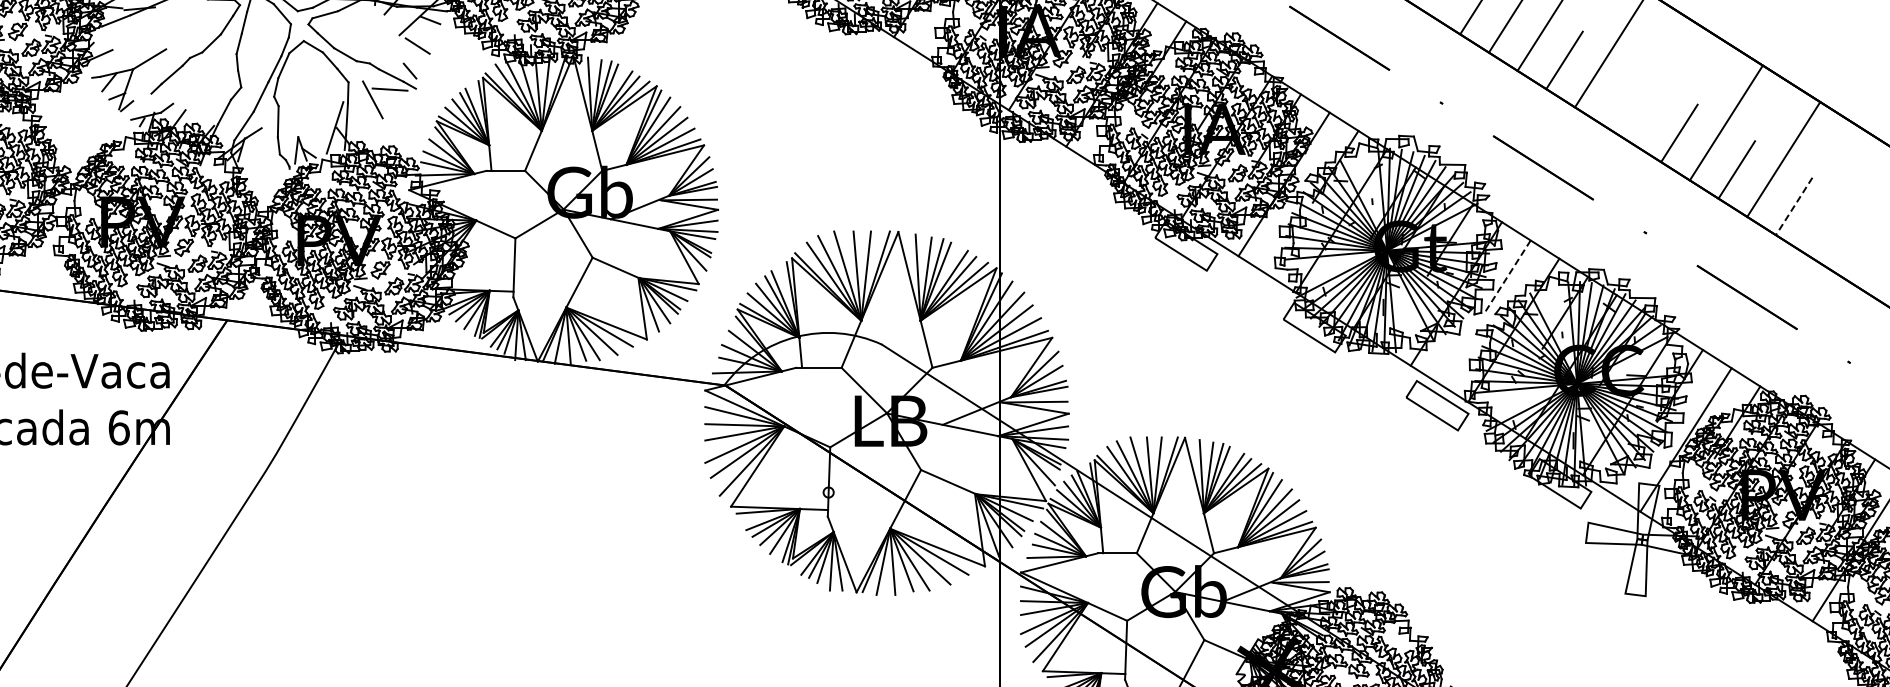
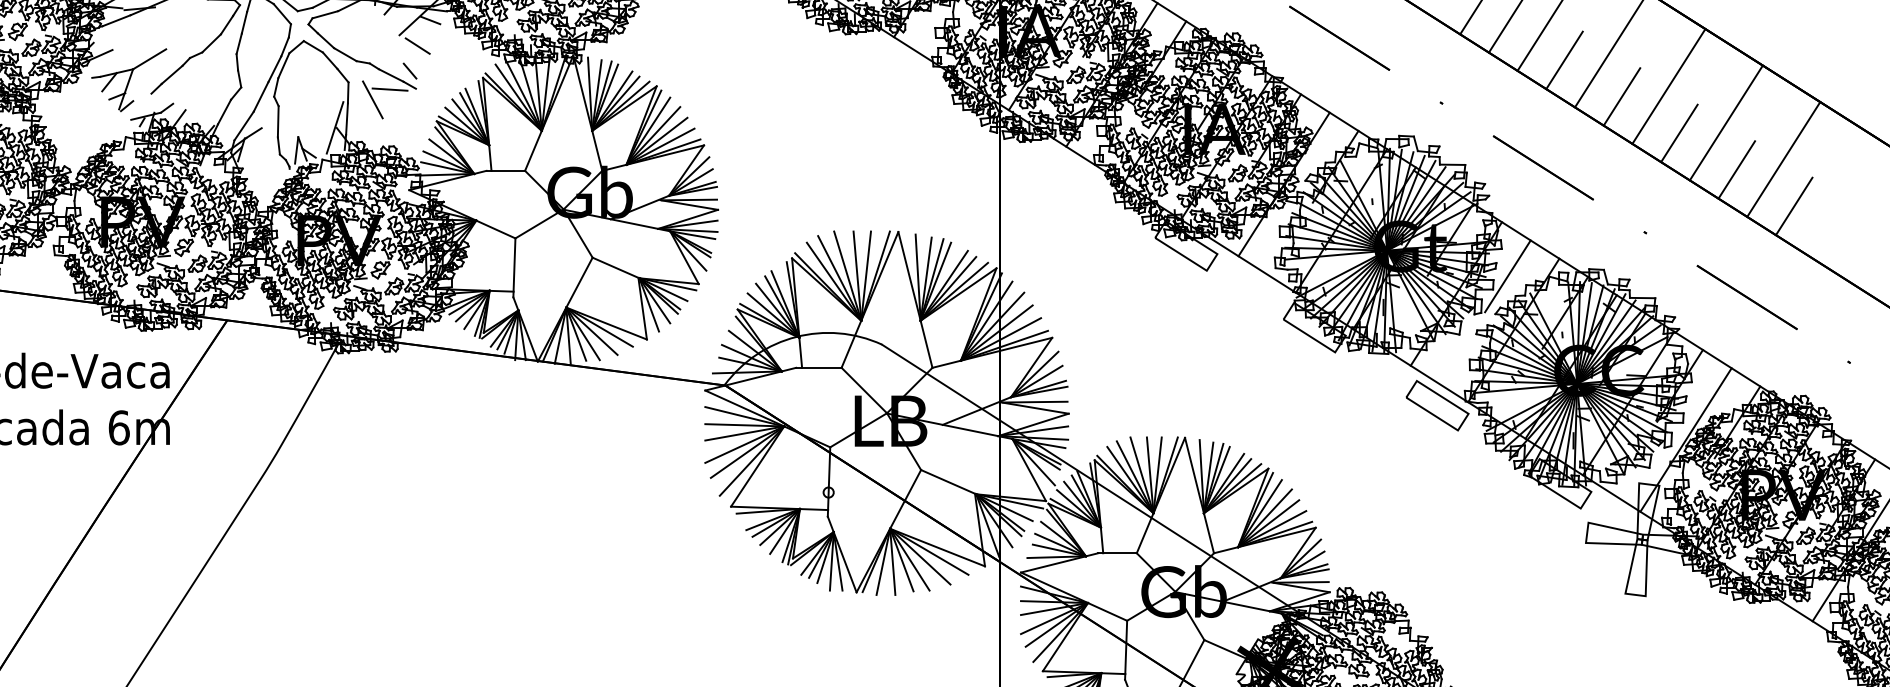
line: none -> present (1668, 86)
line: none -> present (1621, 96)
line: dashed -> solid (1793, 206)
line: dashed -> solid (1507, 276)
